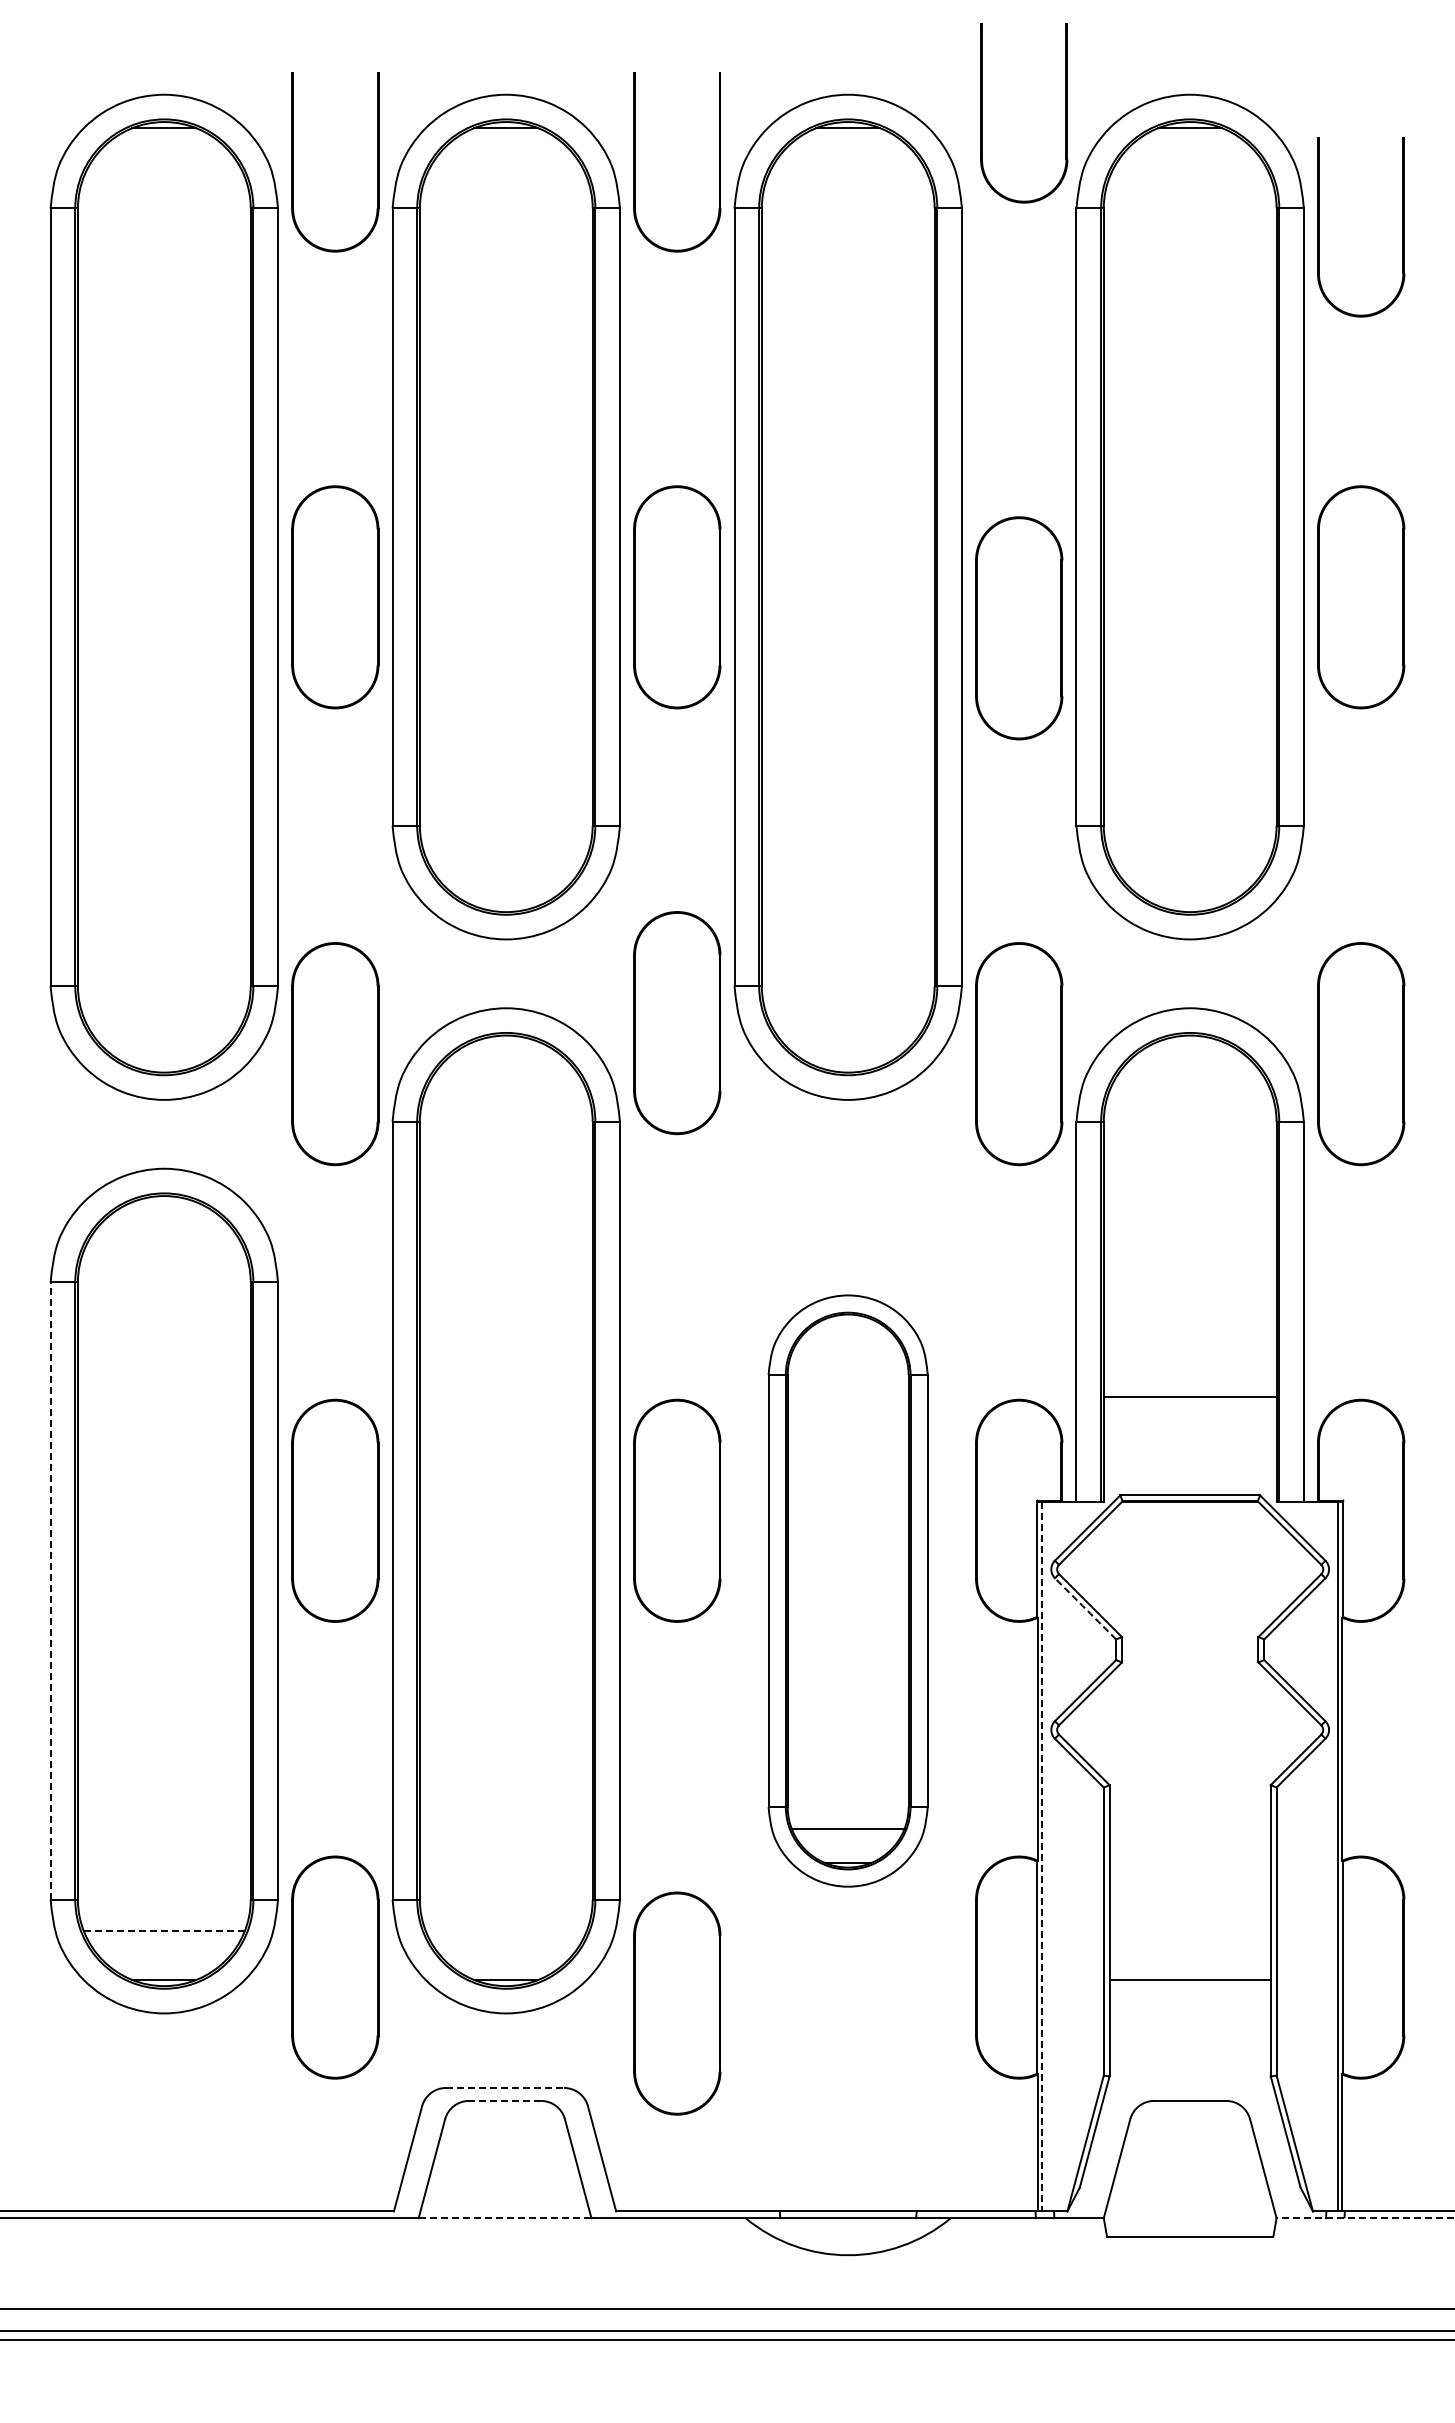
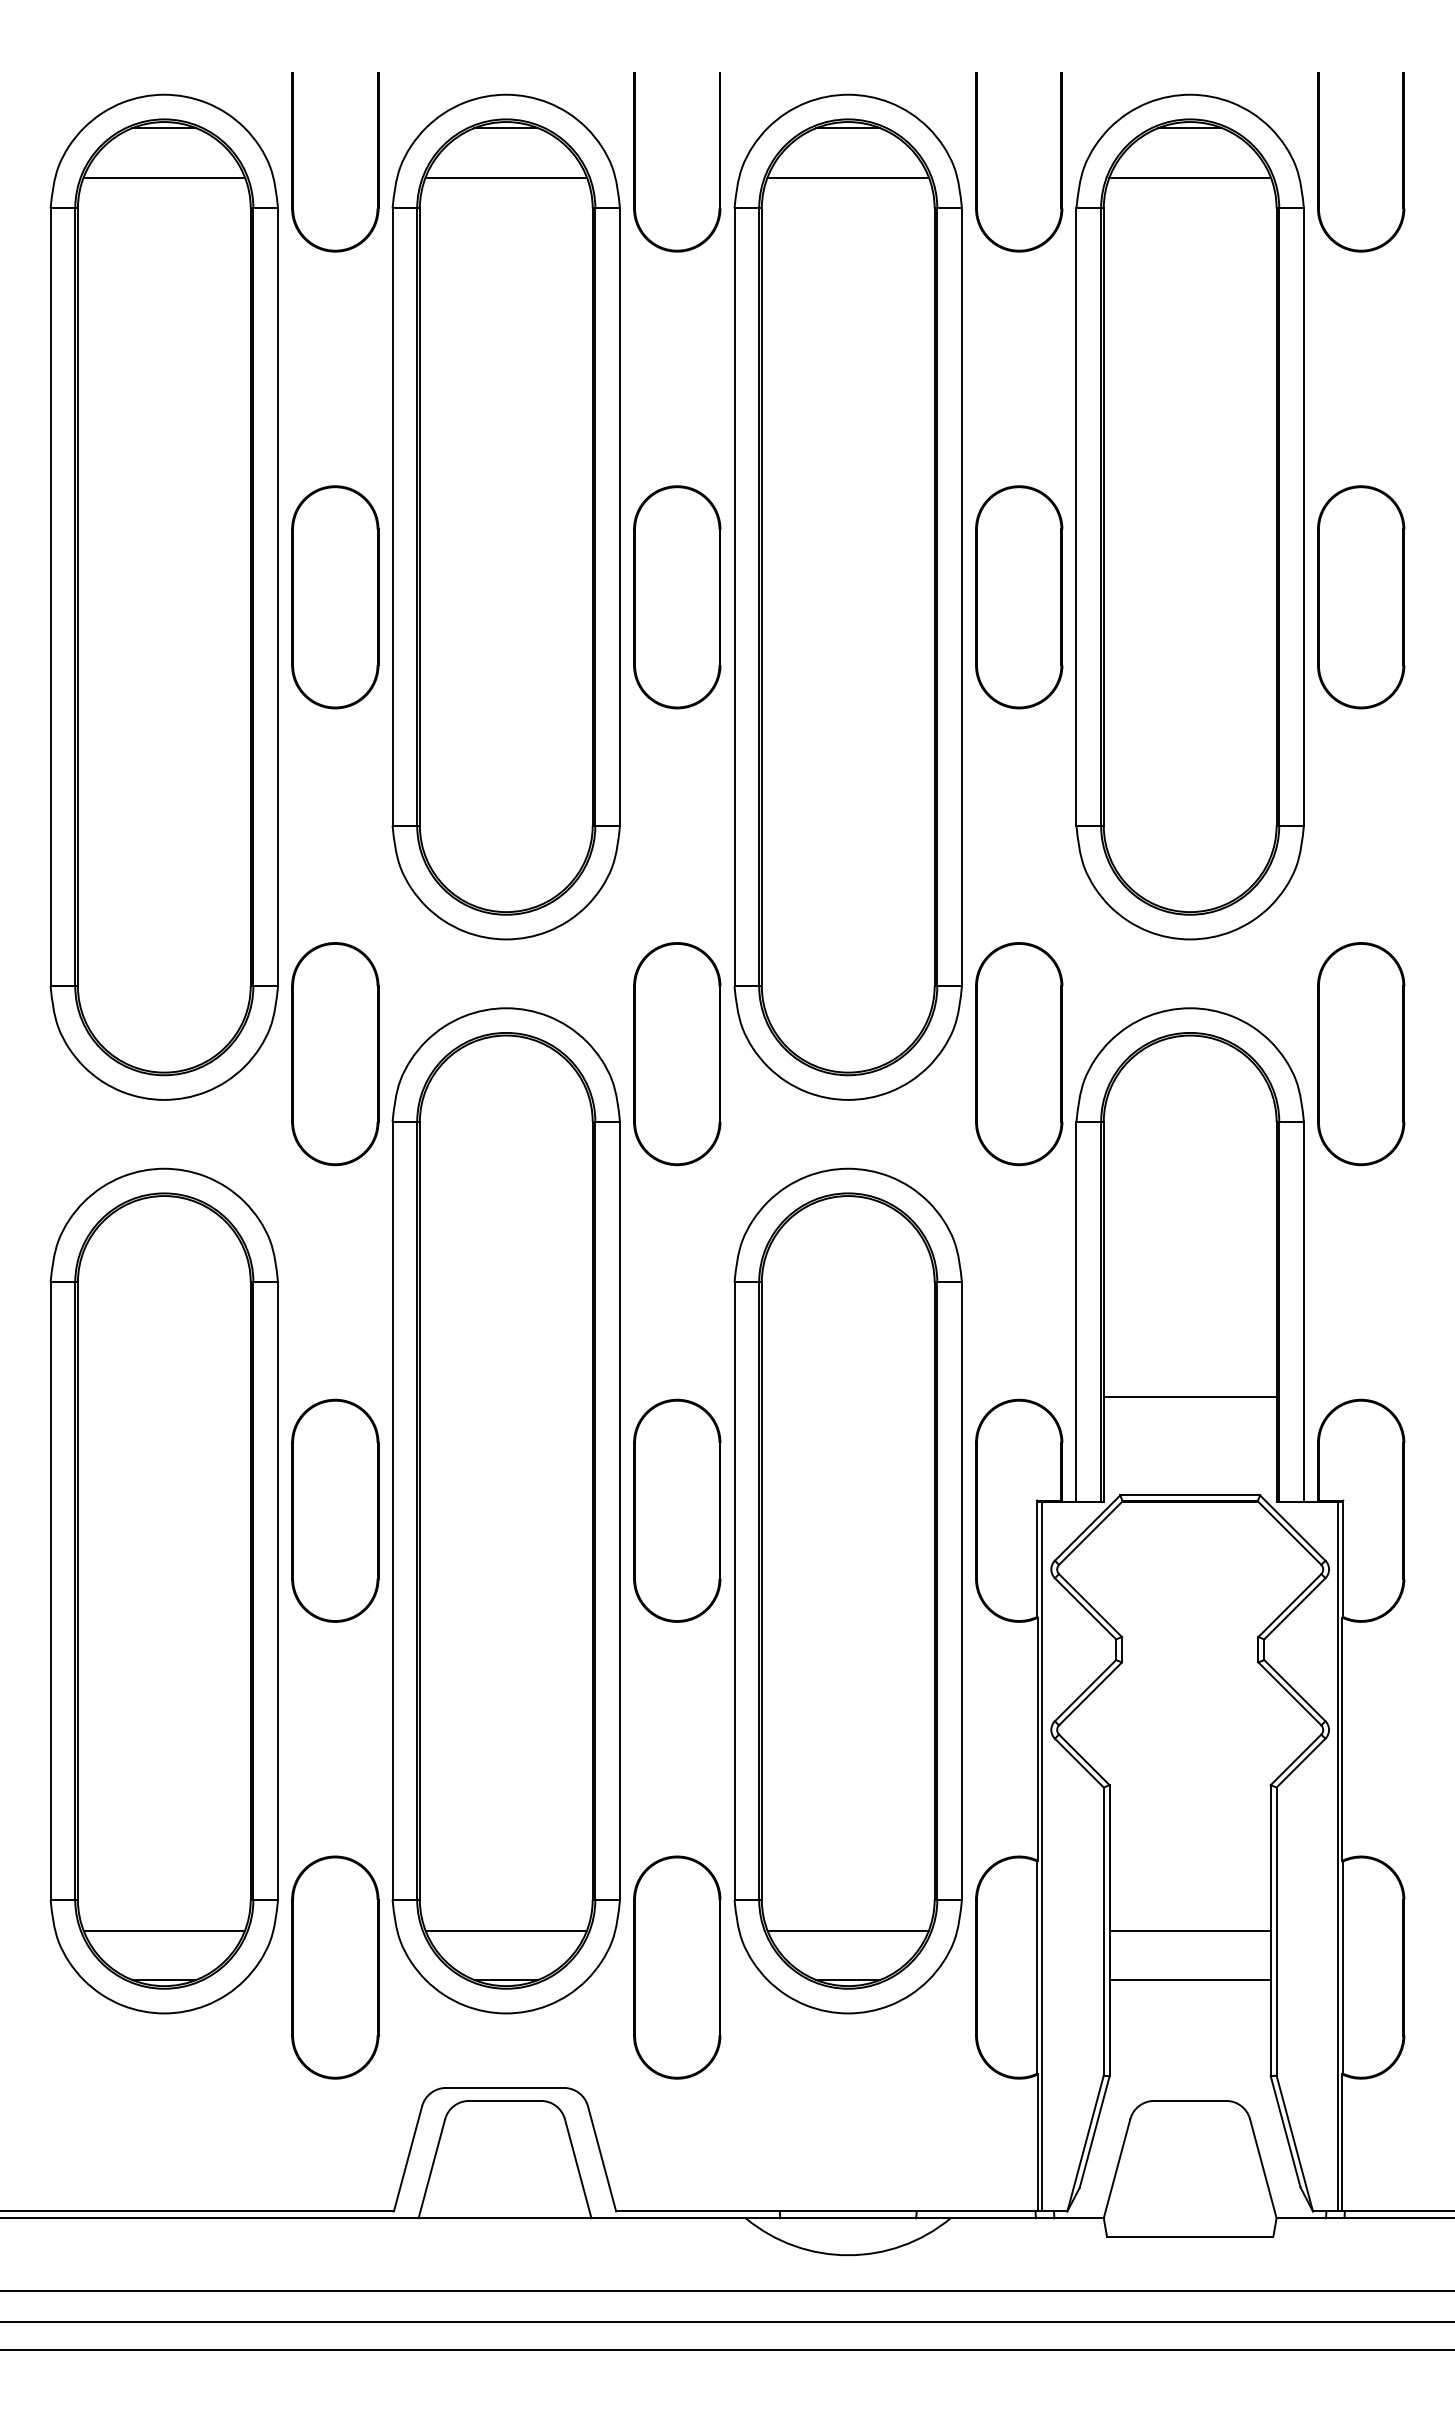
part position: (1065, 113) -> (1060, 162) (1060, 162)
line: none -> present (164, 177)
line: none -> present (506, 177)
line: none -> present (847, 177)
line: none -> present (1189, 177)
part position: (1402, 227) -> (1402, 162) (1402, 162)
part position: (1019, 628) -> (1019, 597) (1019, 597)
part position: (677, 1023) -> (677, 1054) (677, 1054)
part size: 162x594 px -> 230x848 px (847, 1590)
line: dashed -> solid (50, 1591)
line: dashed -> solid (1085, 1608)
line: dashed -> solid (1042, 1856)
line: dashed -> solid (164, 1930)
line: none -> present (506, 1930)
line: none -> present (1189, 1930)
part position: (677, 2003) -> (677, 1967) (677, 1967)
line: dashed -> solid (505, 2087)
line: dashed -> solid (504, 2100)
line: dashed -> solid (504, 2218)
line: dashed -> solid (1365, 2218)
line position: (726, 2309) -> (726, 2291) (726, 2291)
line position: (726, 2331) -> (726, 2350) (726, 2350)
line position: (726, 2339) -> (726, 2321) (726, 2321)
